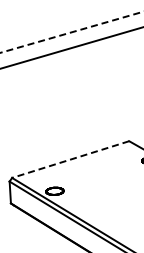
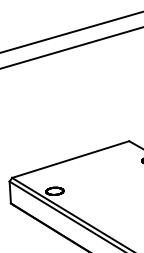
line: dashed -> solid (71, 32)
line: dashed -> solid (70, 159)
